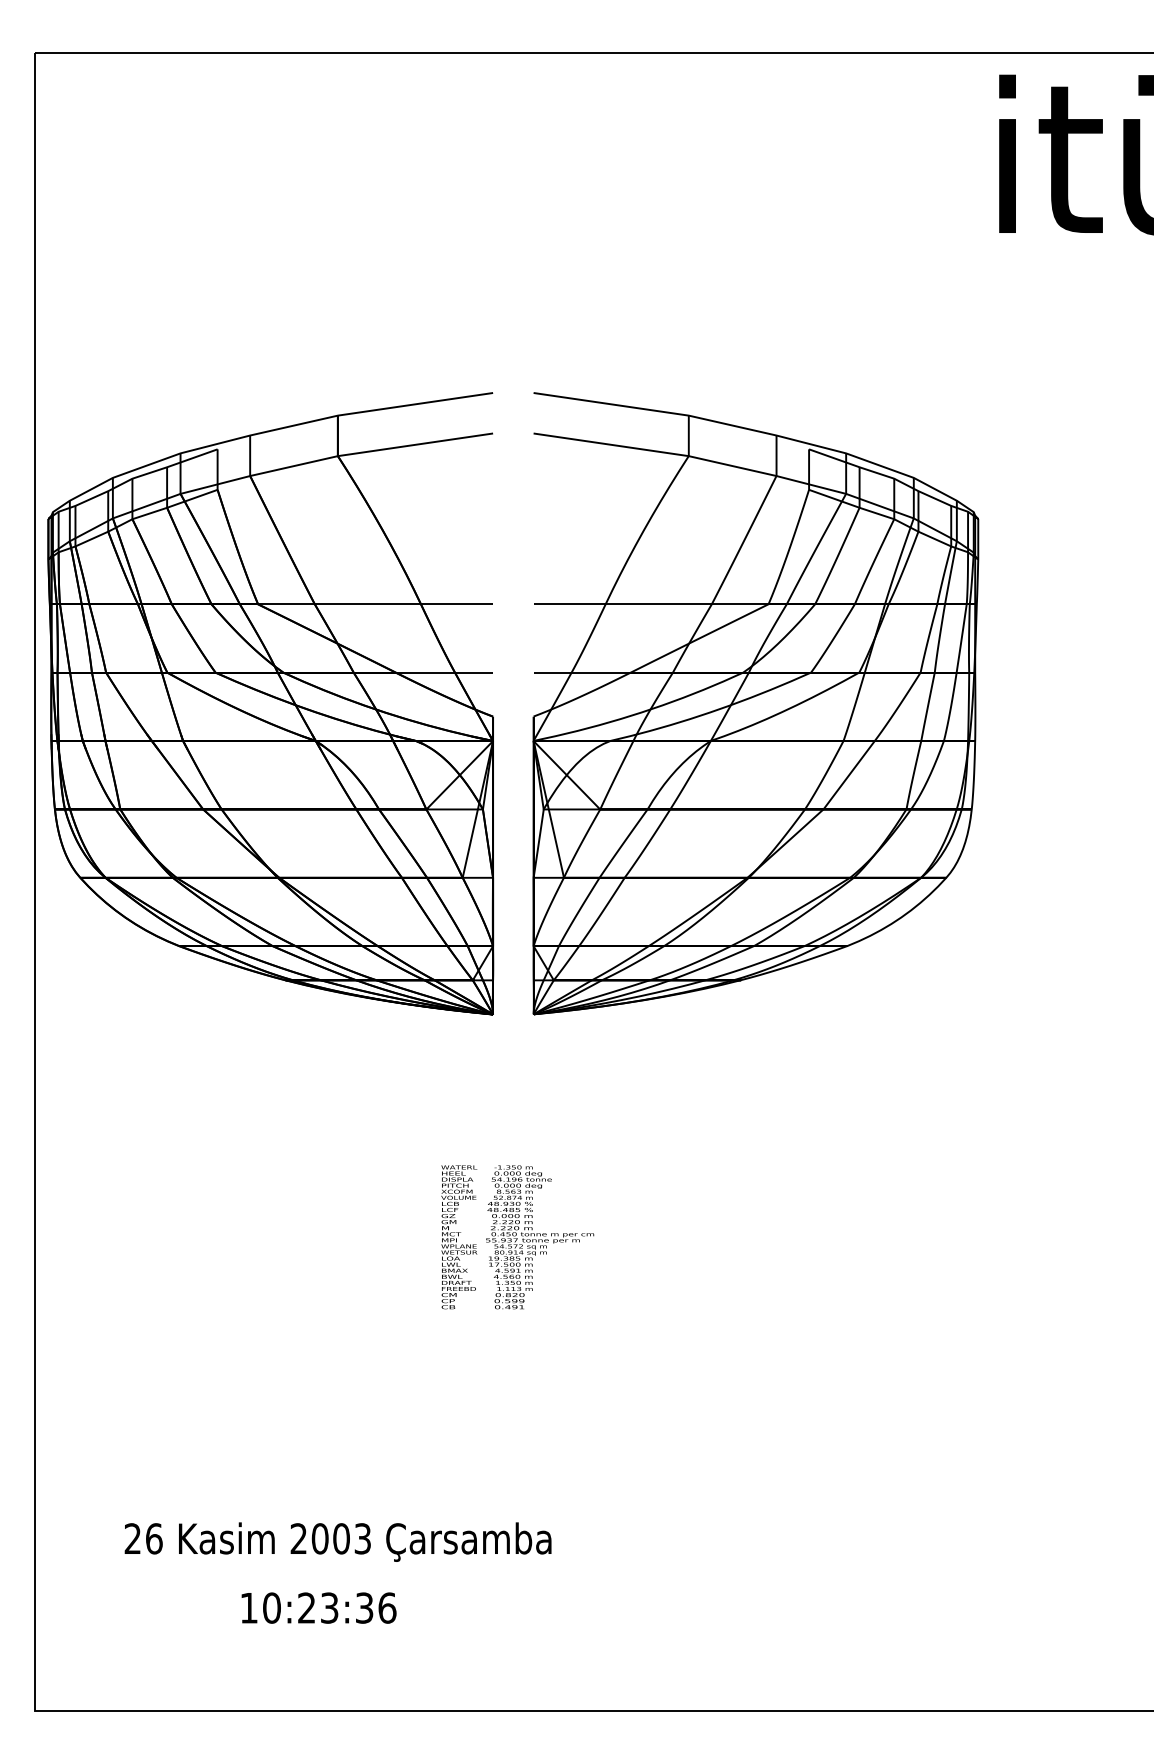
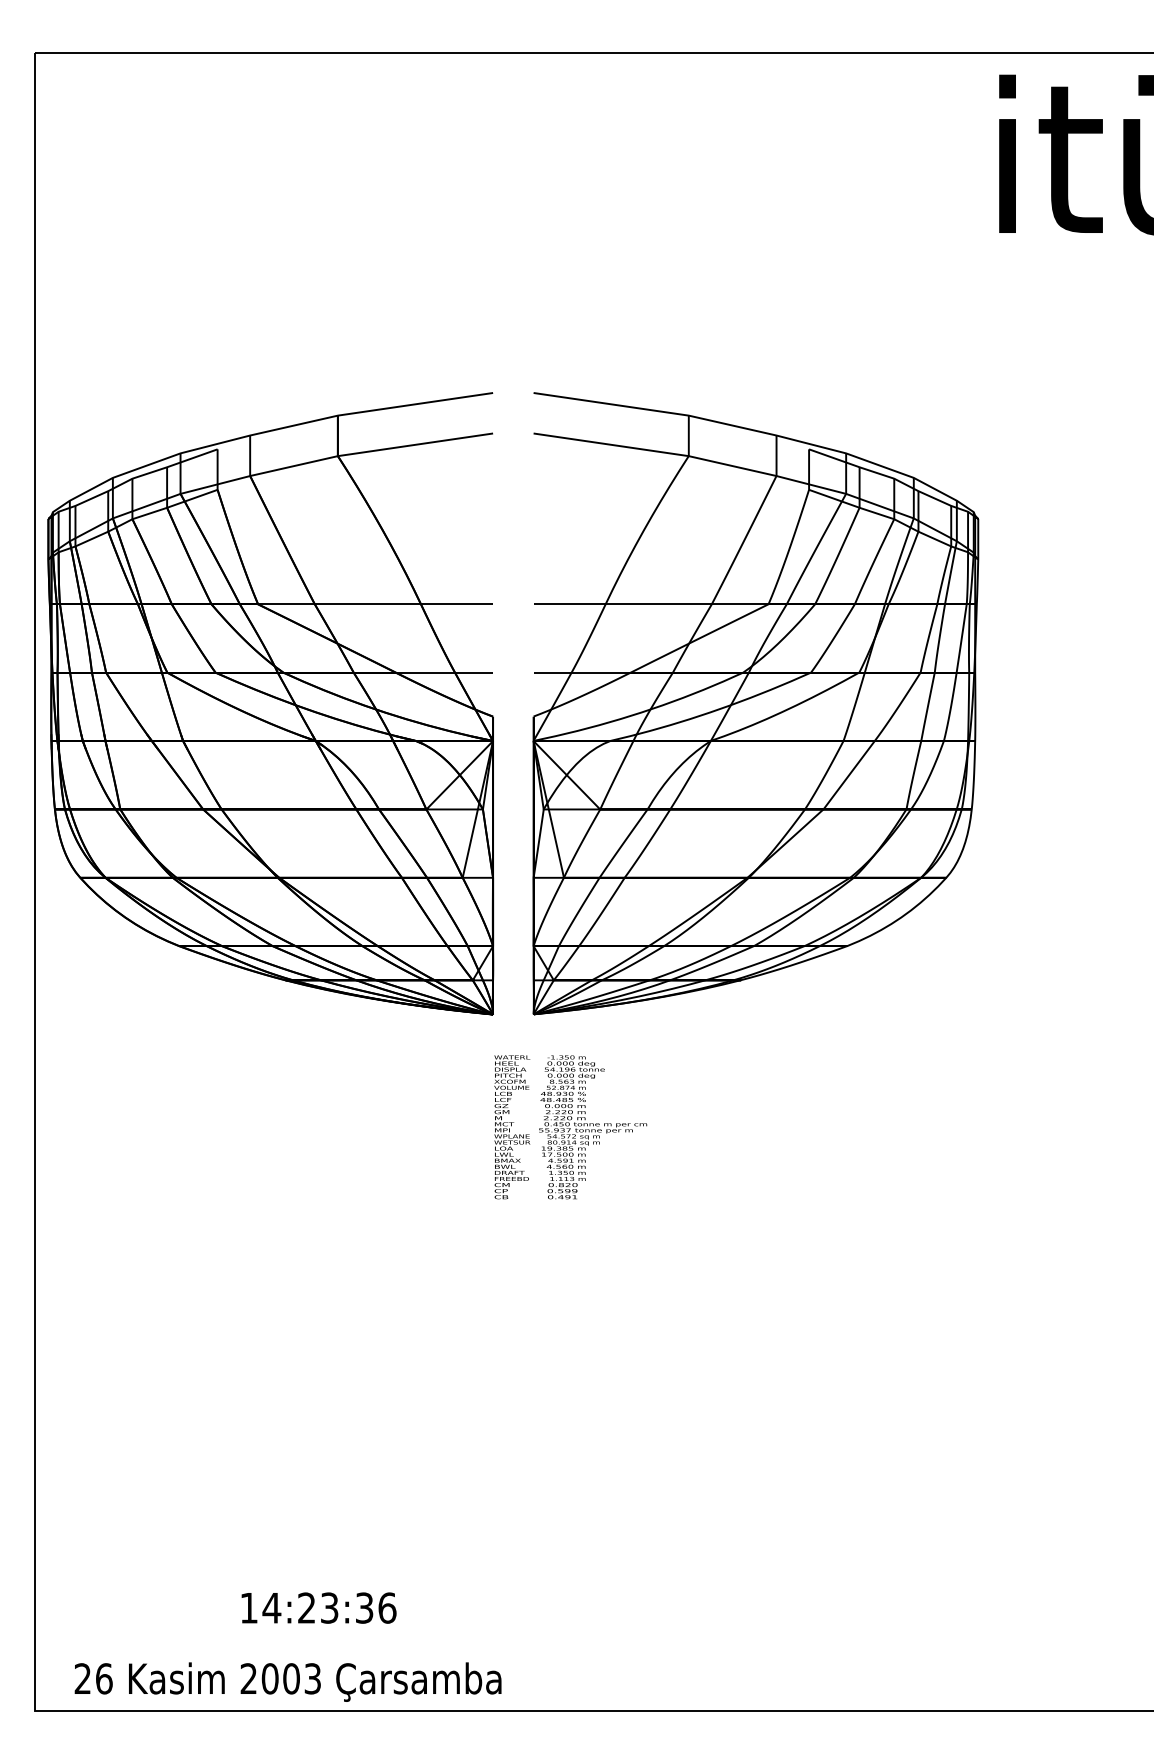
text position: (517, 1237) -> (570, 1127) (570, 1127)
text position: (337, 1541) -> (287, 1681) (287, 1681)
text: 10:23:36 -> 14:23:36 (271, 1607)
